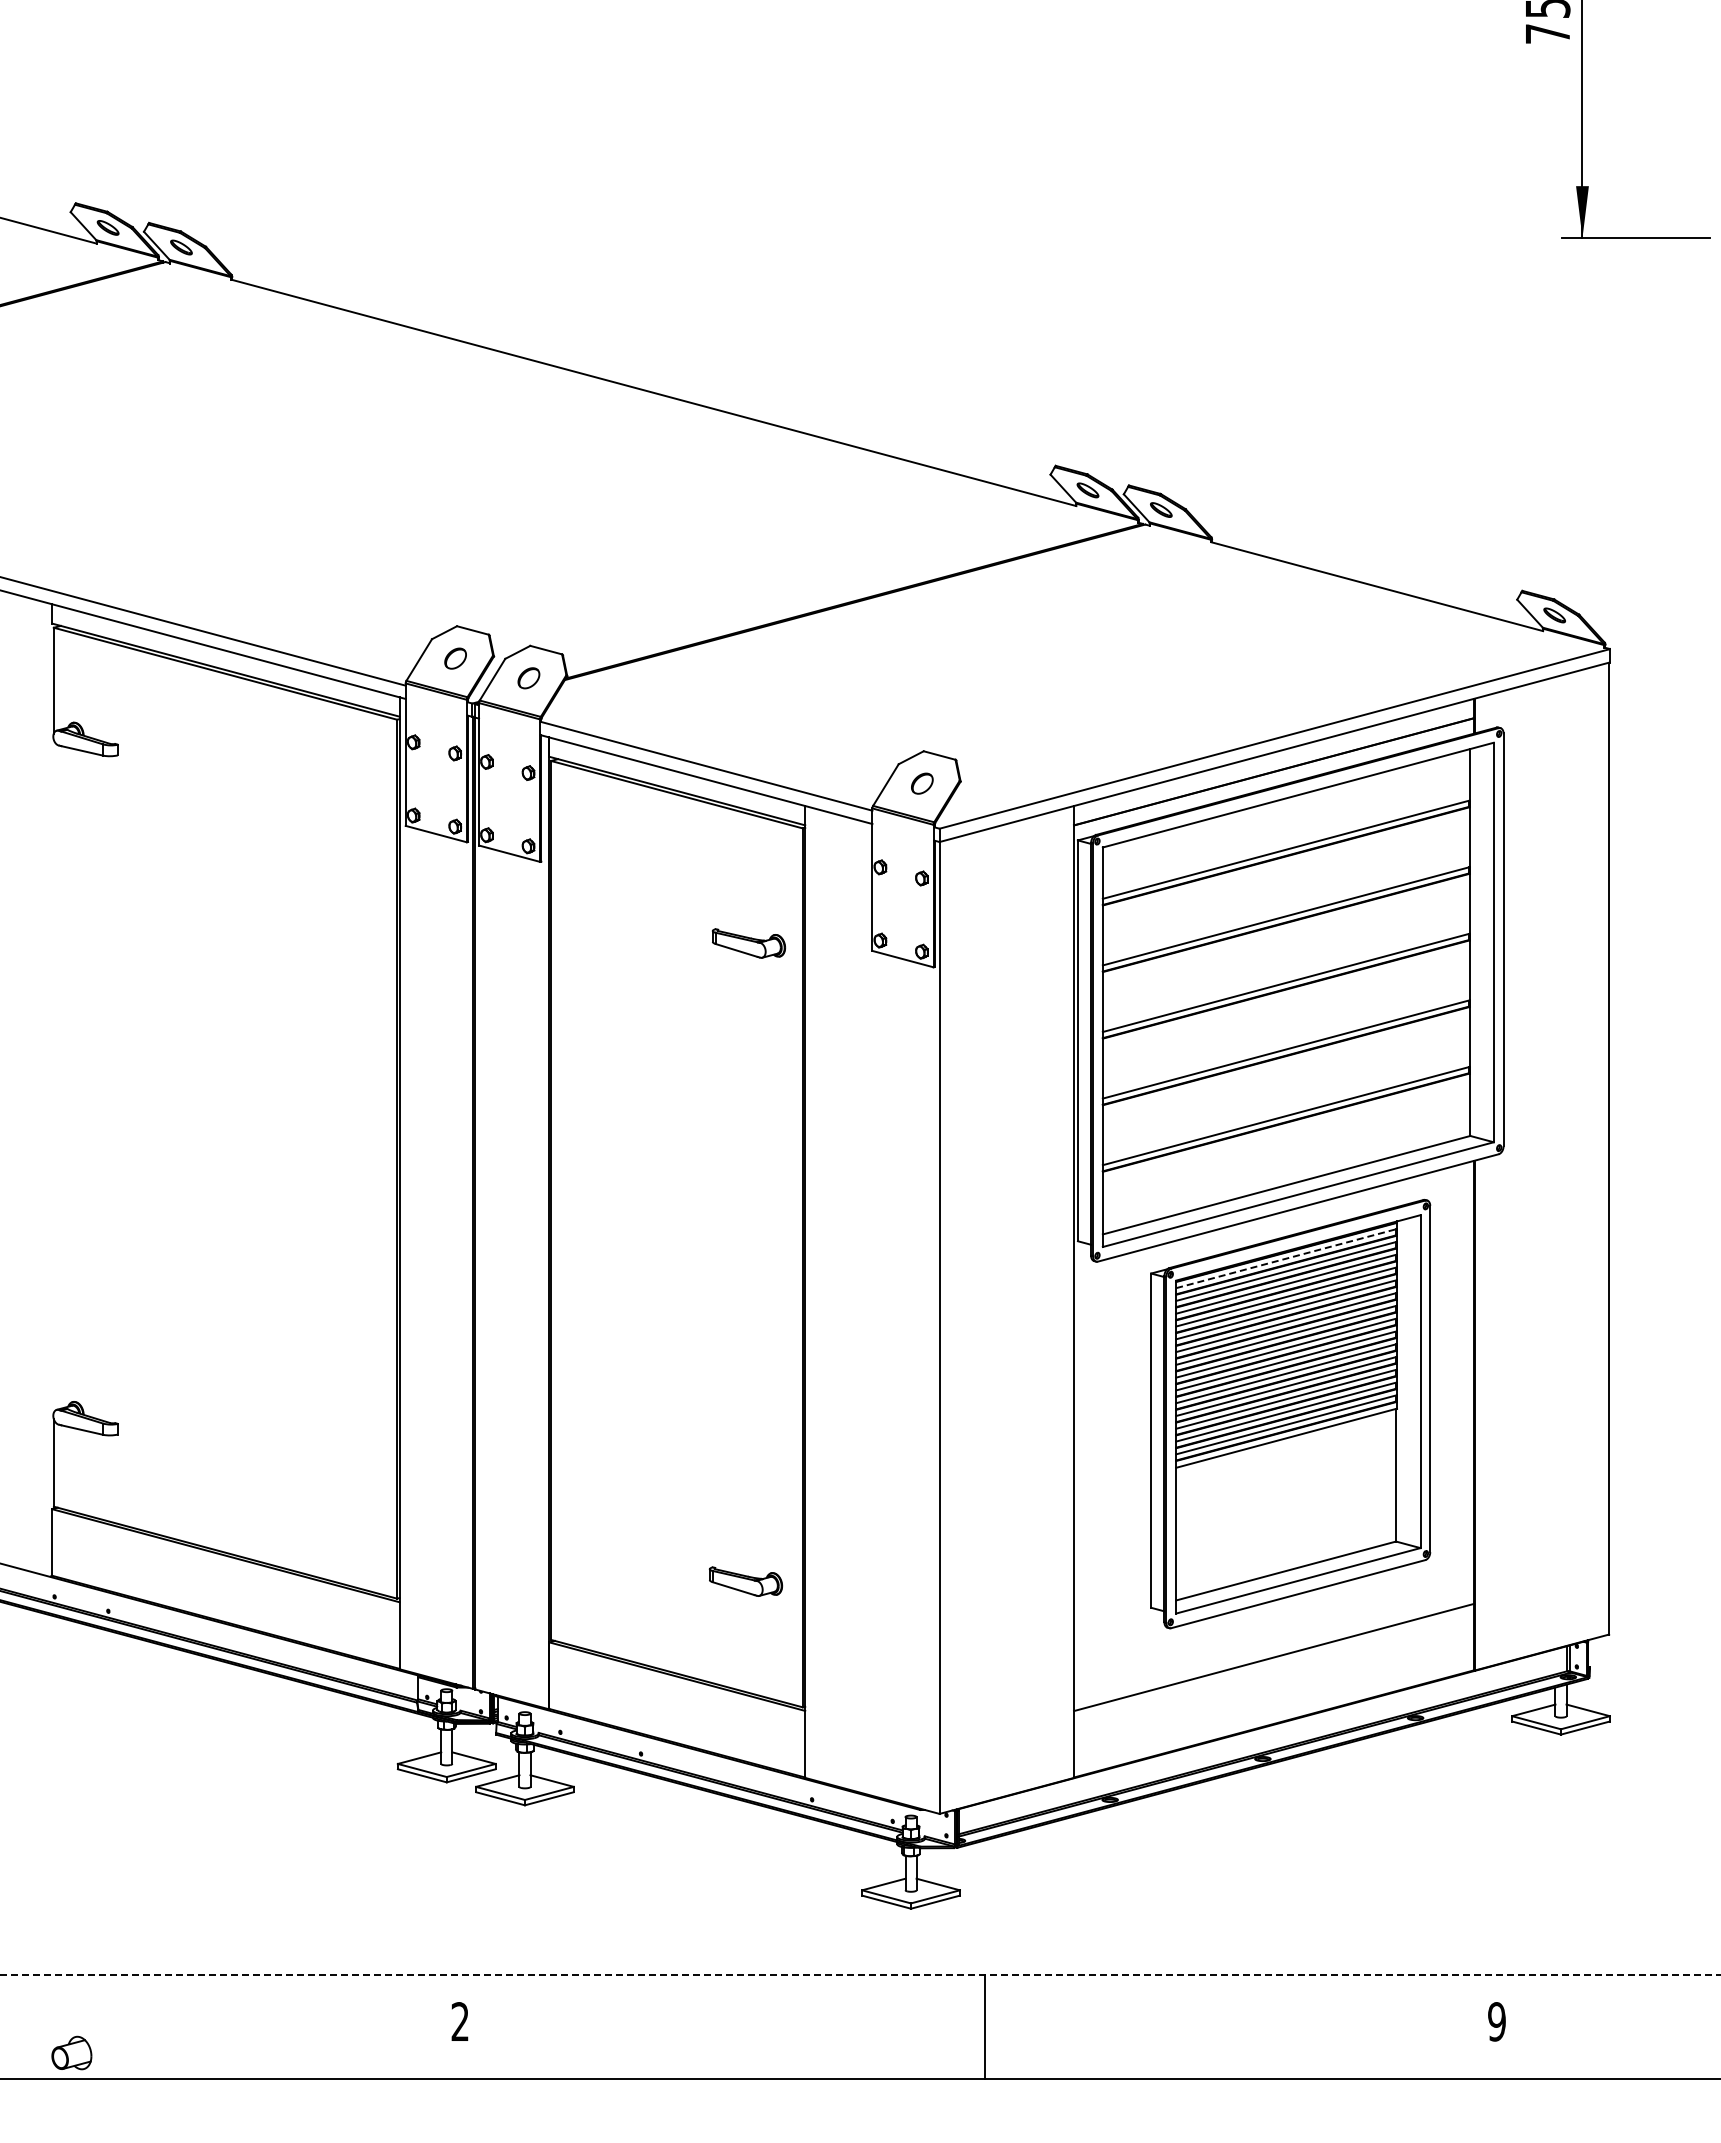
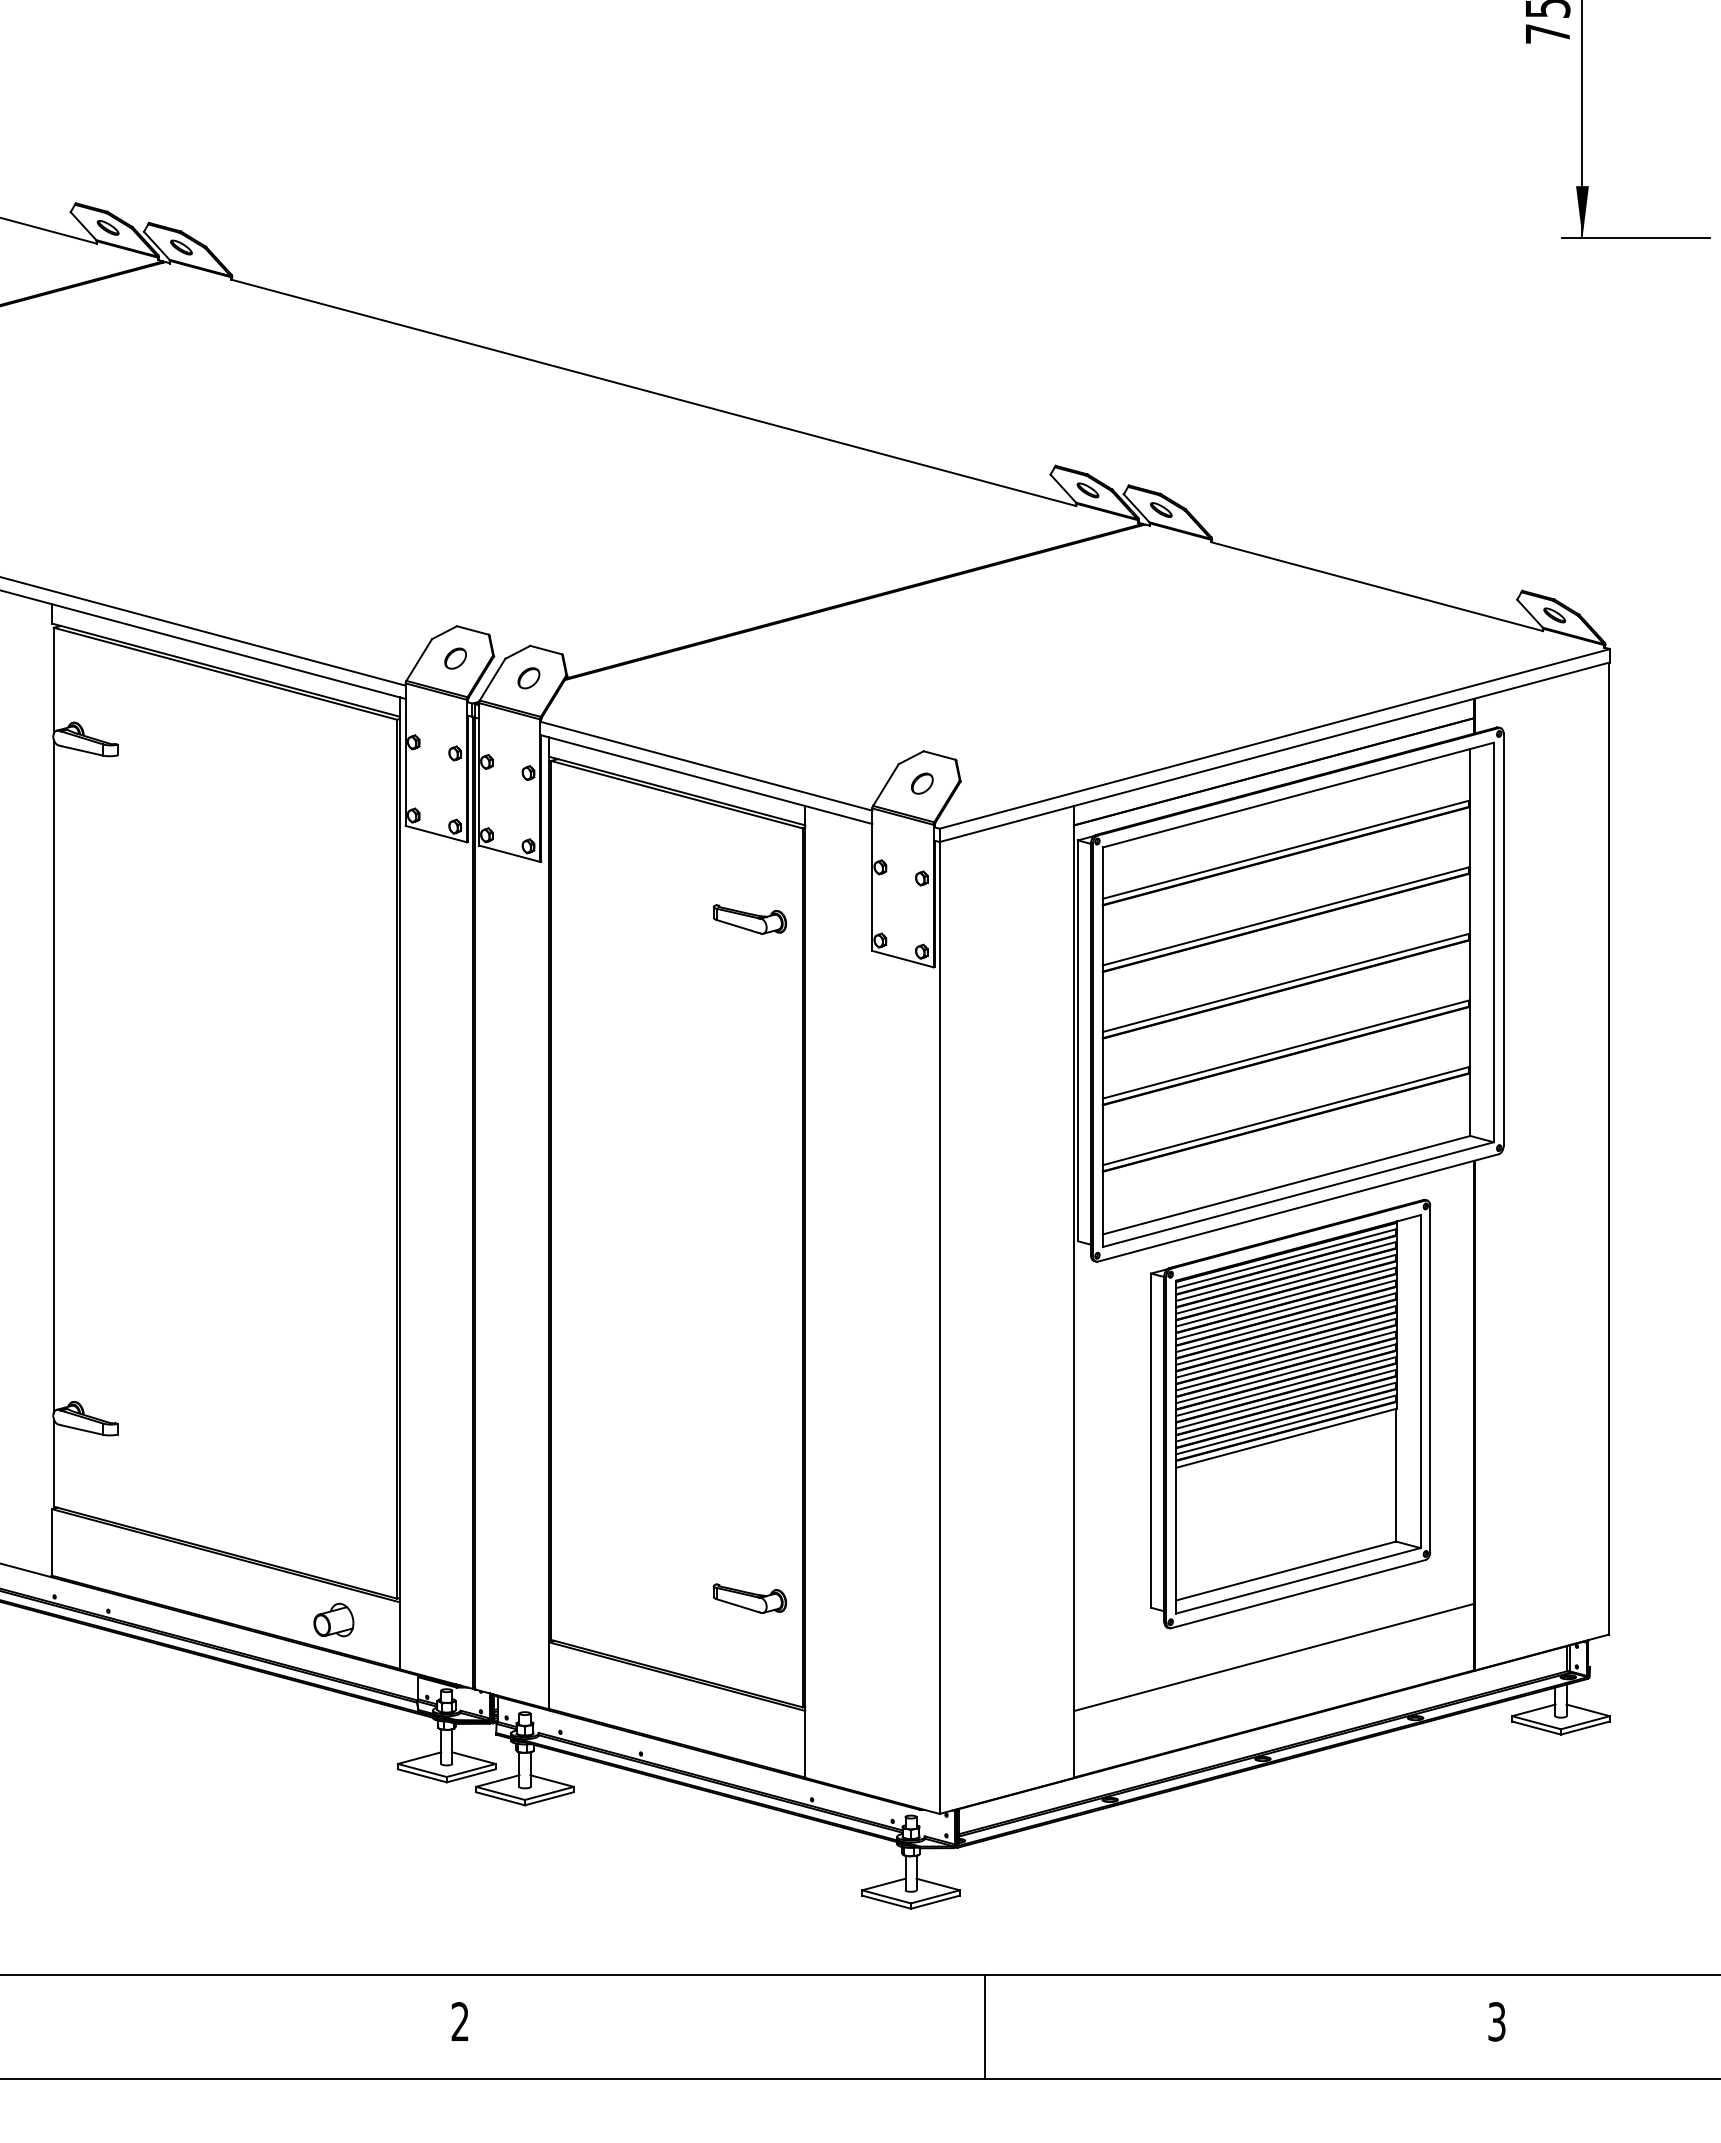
part position: (748, 943) -> (749, 919) (749, 919)
line: none -> present (53, 1076)
line: dashed -> solid (1286, 1258)
part position: (745, 1581) -> (749, 1598) (749, 1598)
line: dashed -> solid (861, 1975)
text: 9 -> 3 (1496, 2021)
part position: (71, 2052) -> (333, 1619) (333, 1619)
